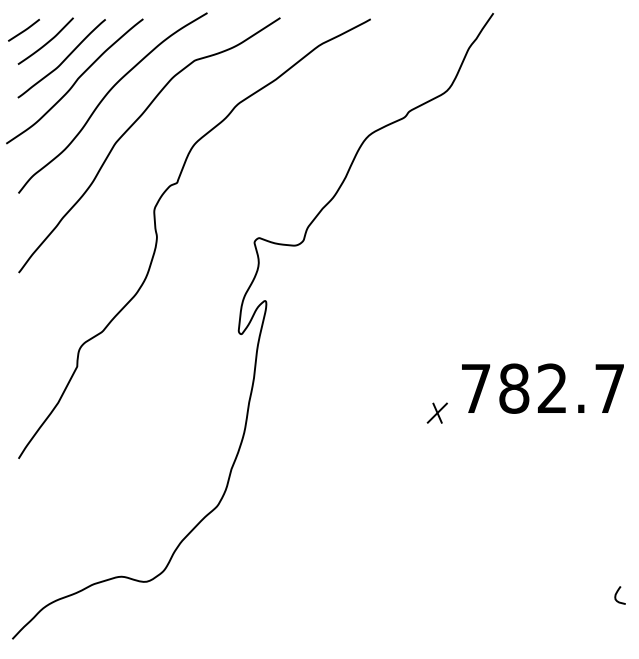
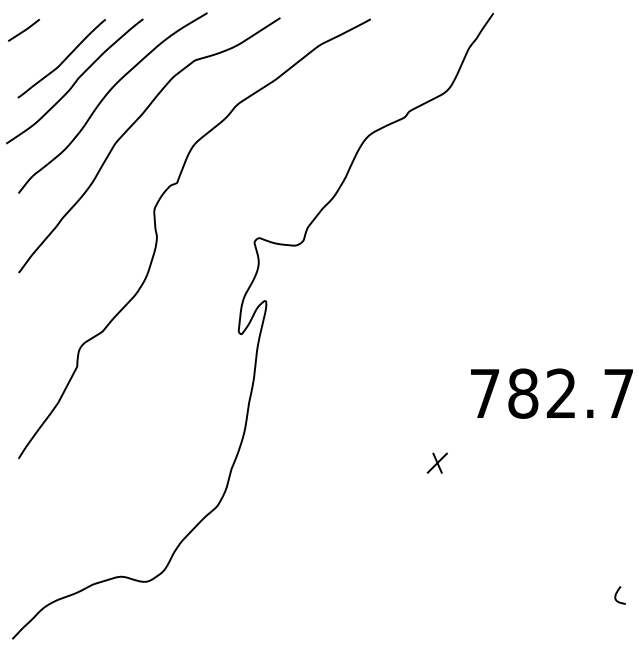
curve: present -> none (47, 41)
text position: (542, 388) -> (551, 393) (551, 393)
part position: (436, 412) -> (436, 462) (436, 462)
